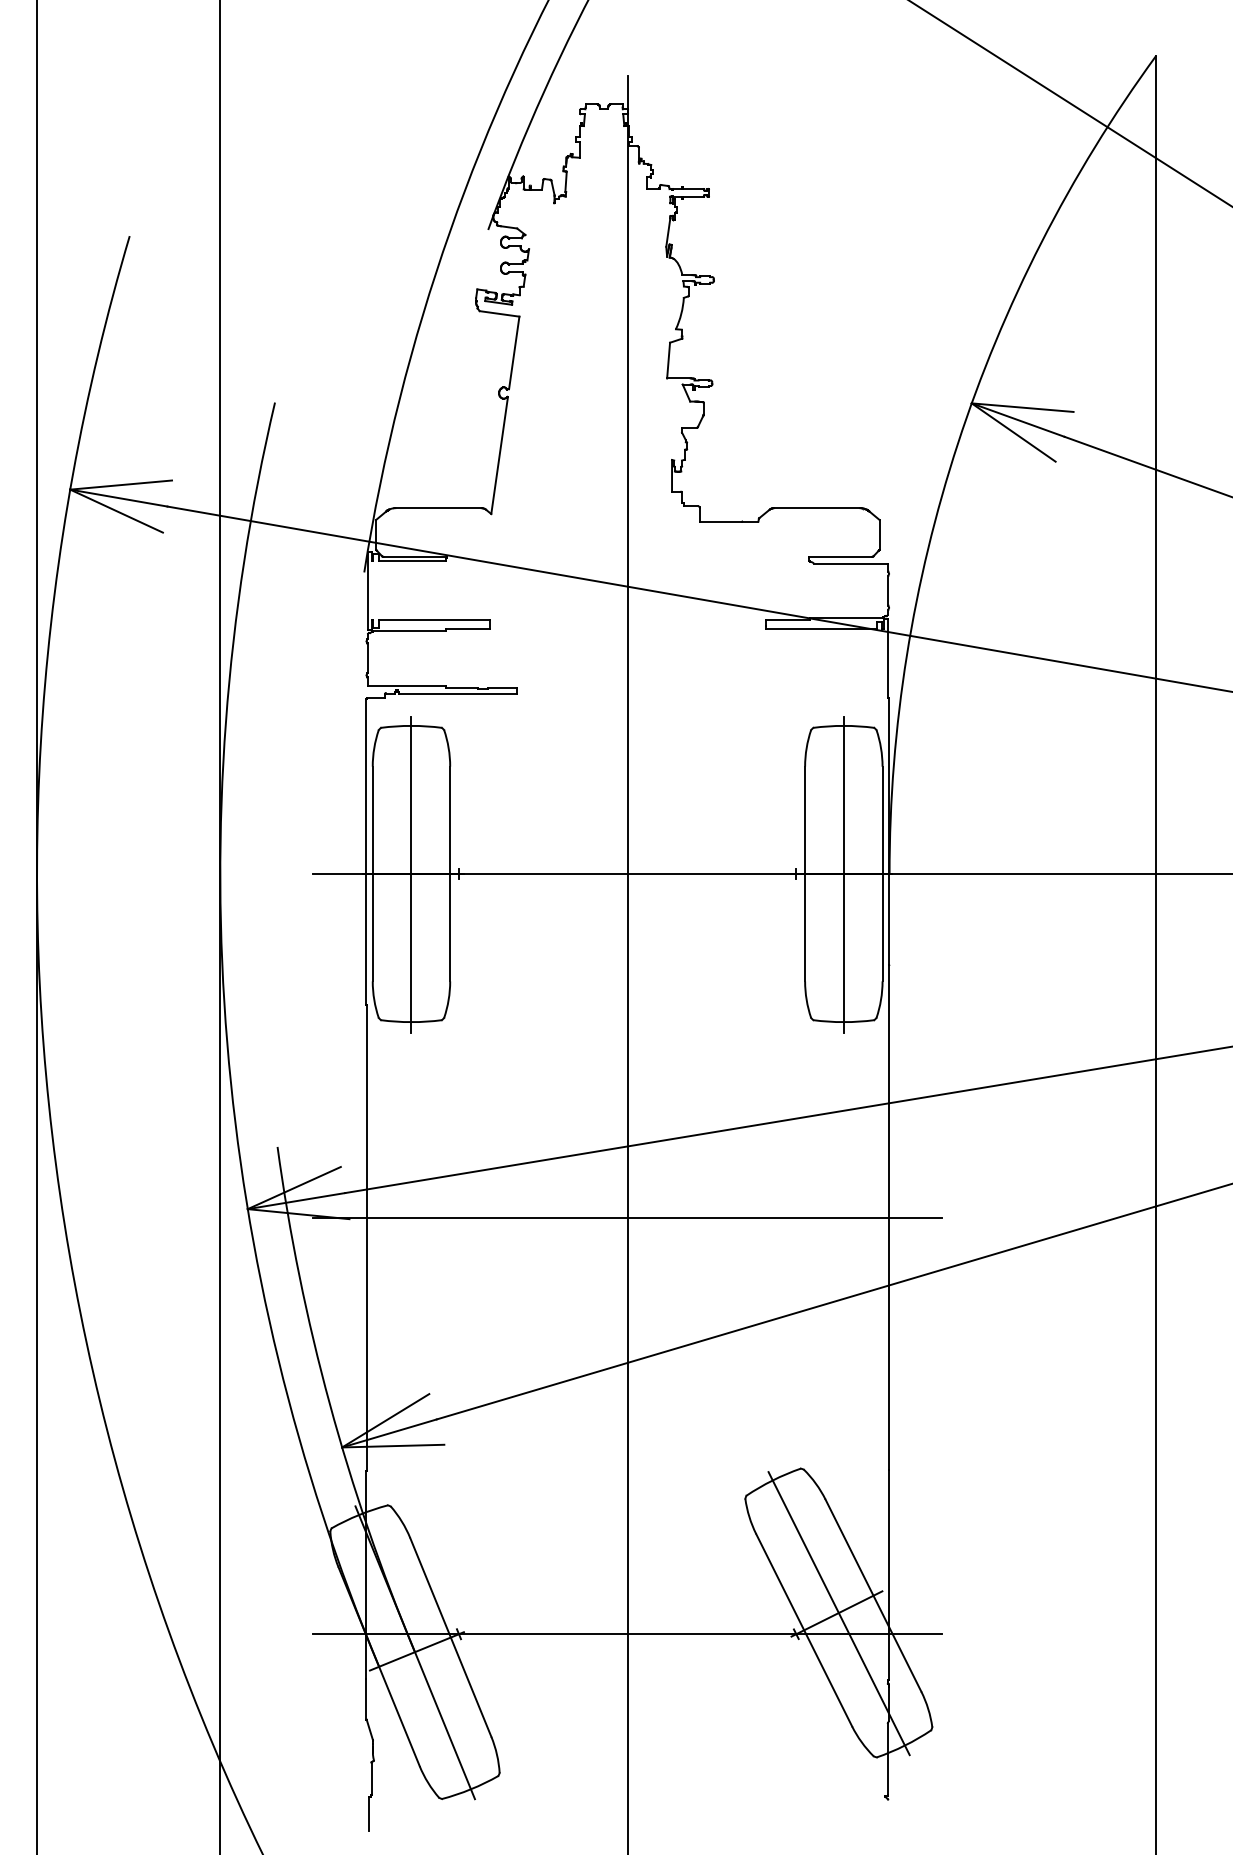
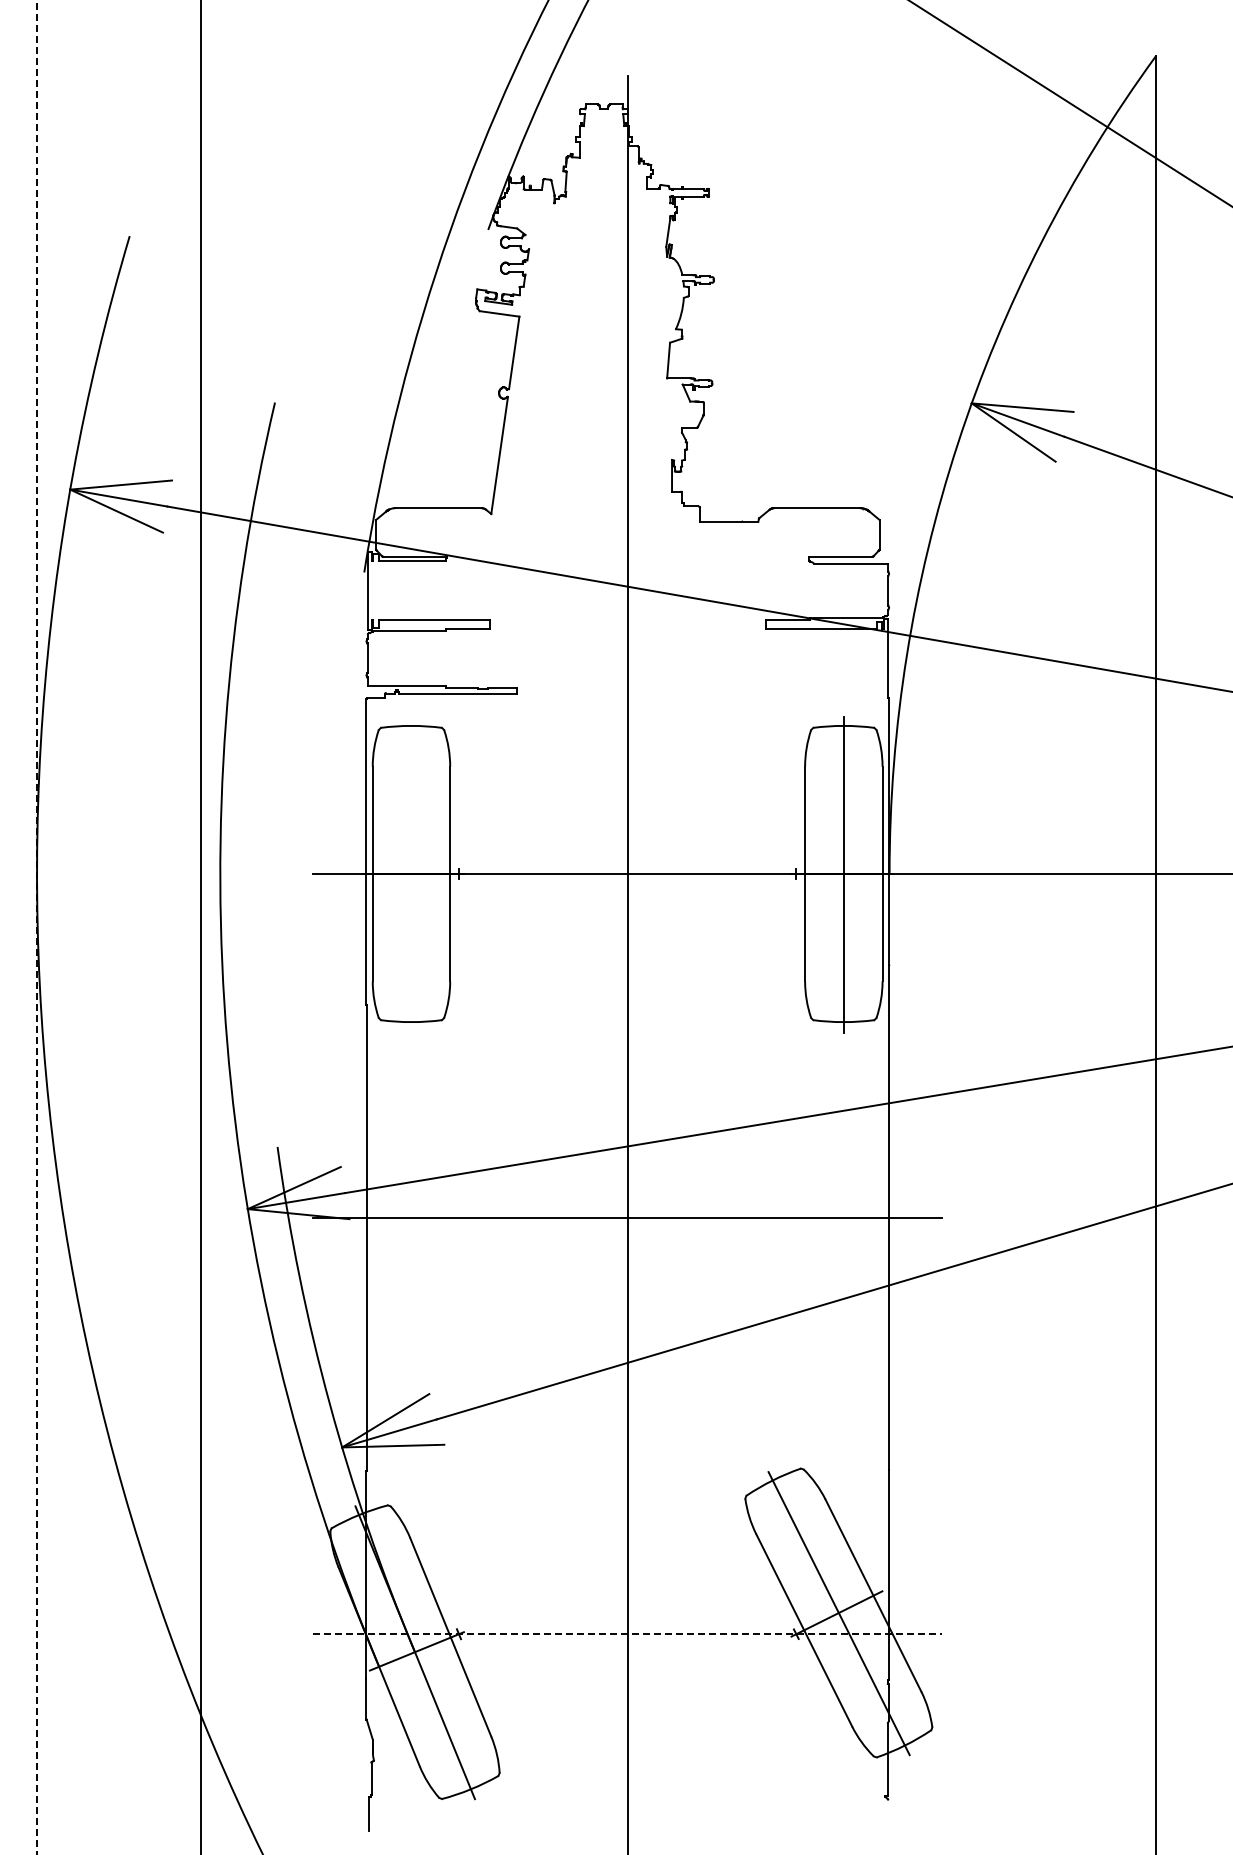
line: present -> none (411, 874)
line position: (220, 926) -> (201, 926) (201, 926)
line: solid -> dashed (37, 927)
line: solid -> dashed (627, 1634)
